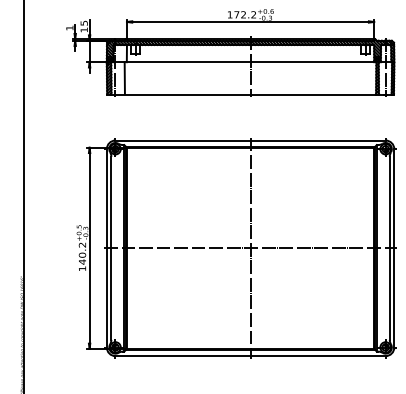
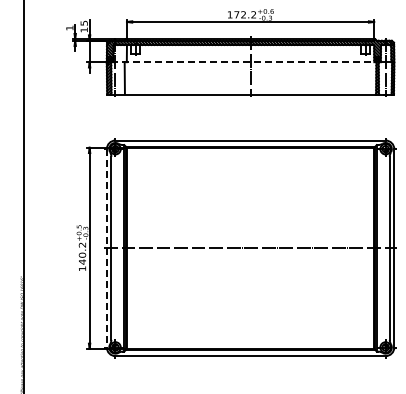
line: solid -> dashed (243, 62)
line: solid -> dashed (106, 248)
line: present -> none (250, 248)
